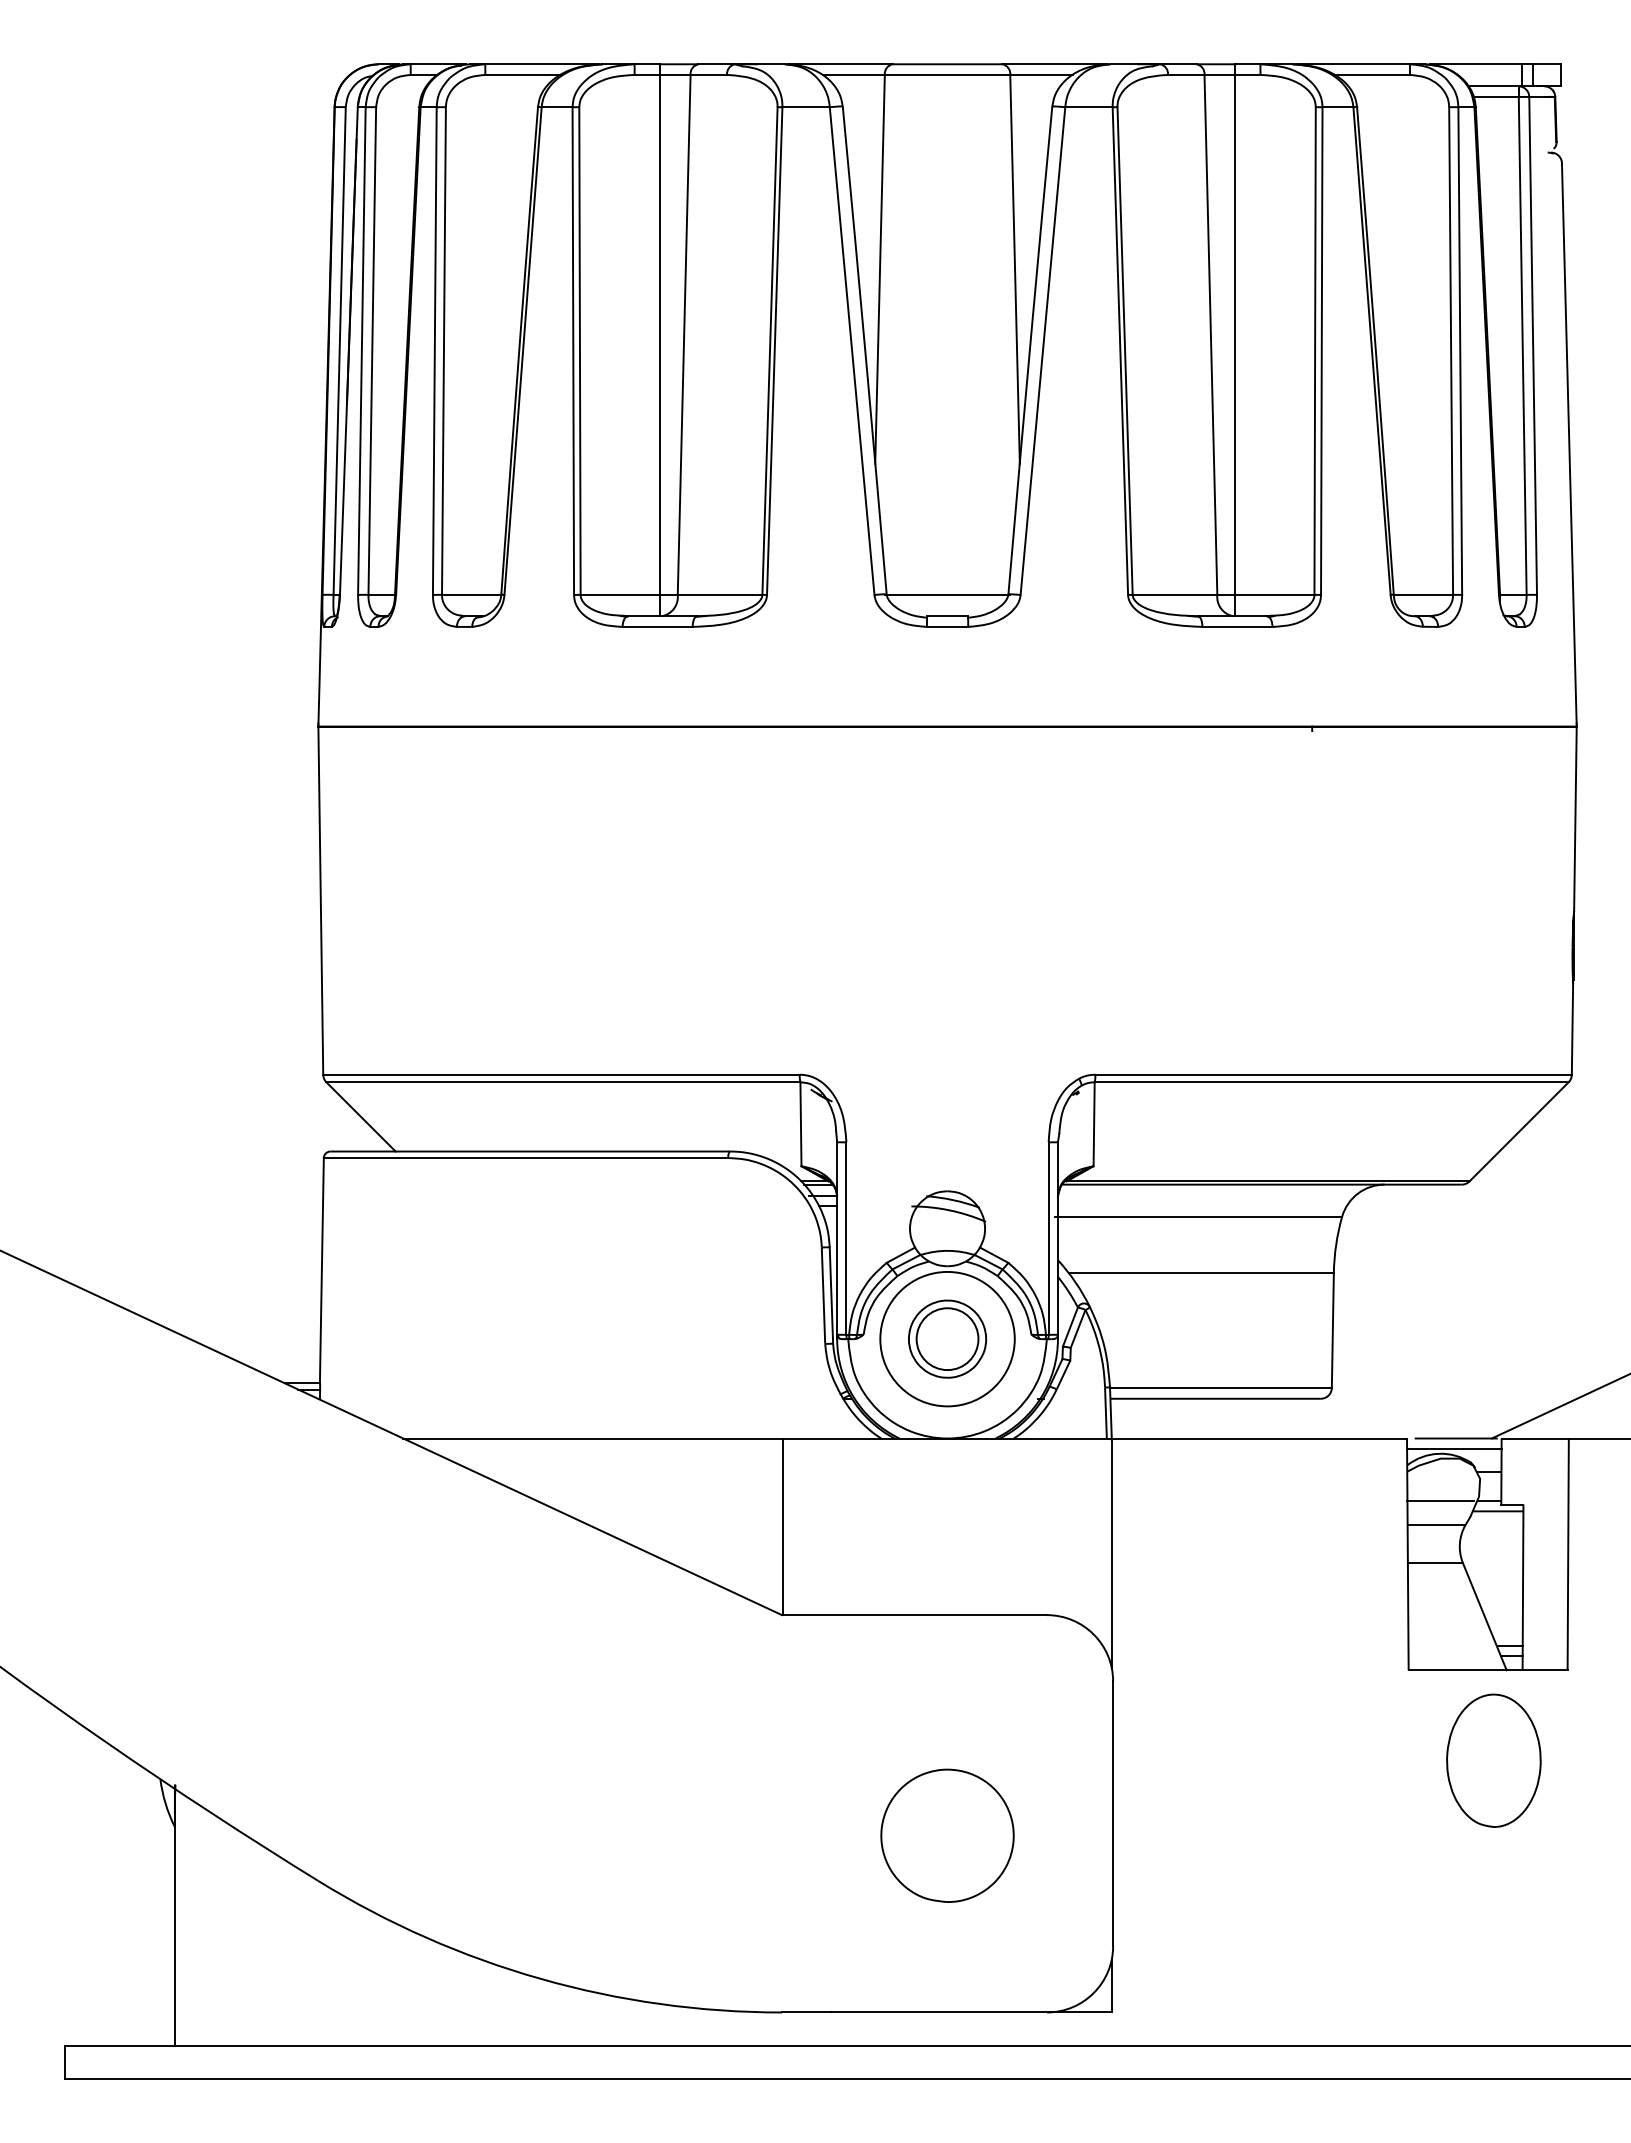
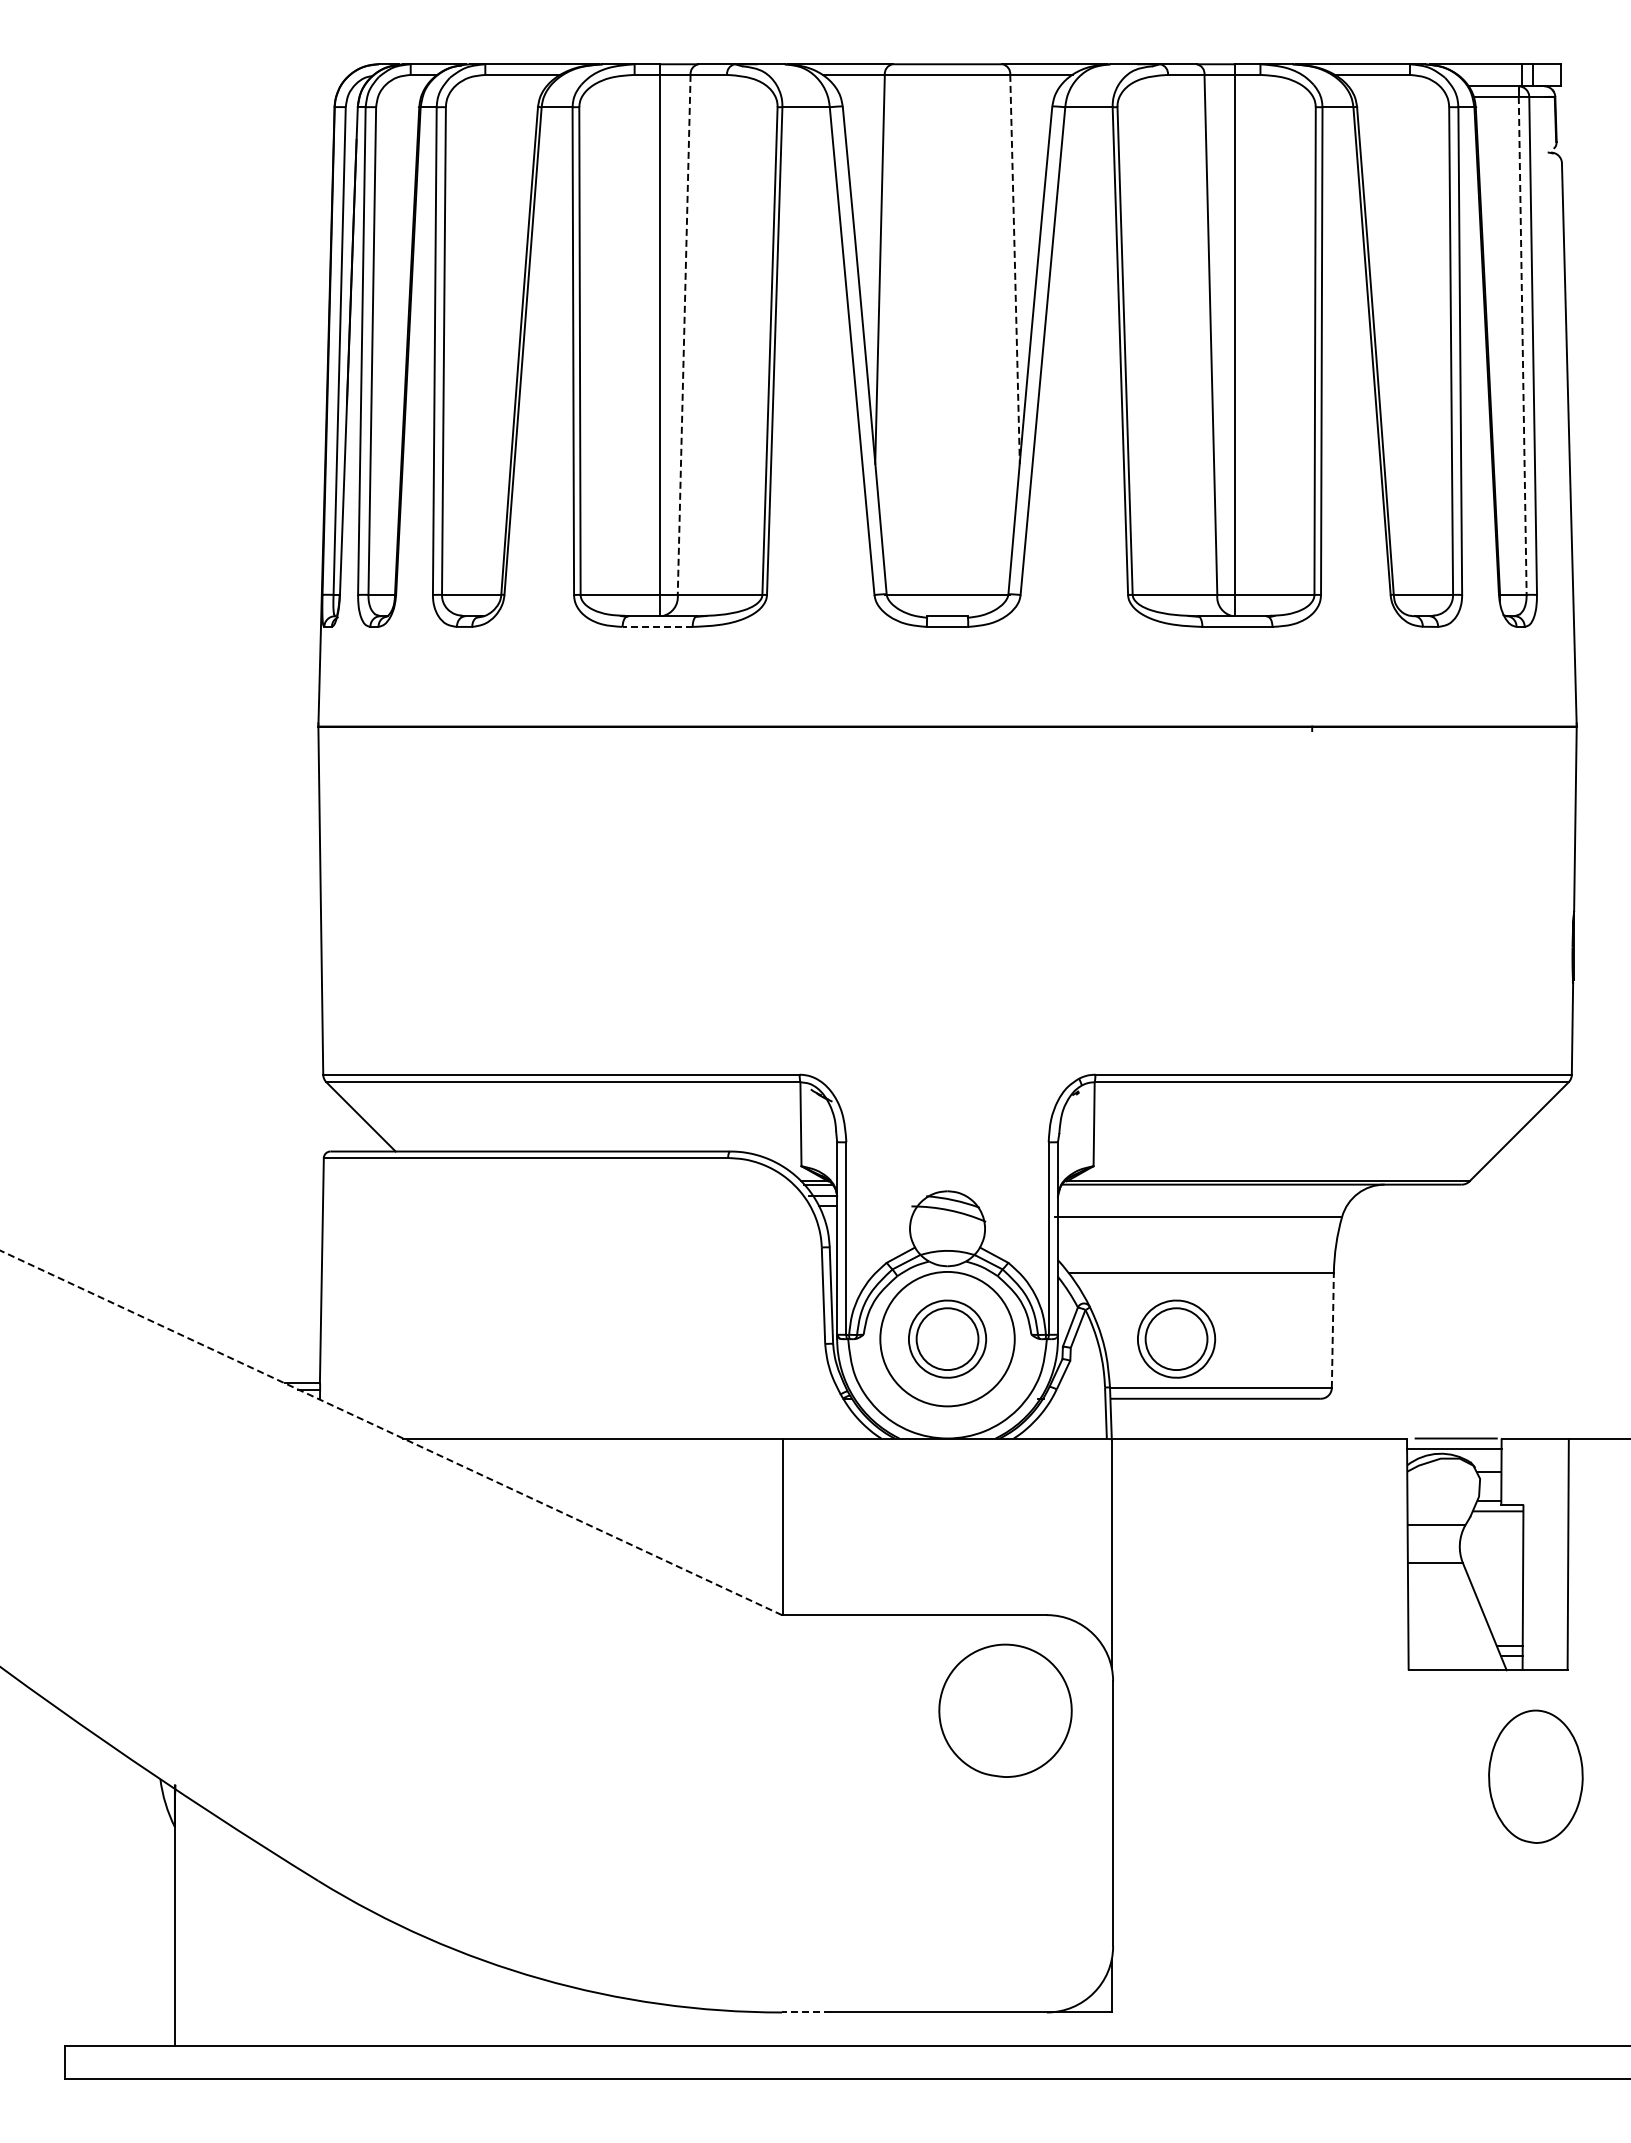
line: solid -> dashed (1015, 269)
line: solid -> dashed (684, 335)
line: solid -> dashed (1522, 345)
line: solid -> dashed (657, 626)
line: solid -> dashed (1332, 1330)
part: none -> present (1176, 1338)
line: present -> none (1559, 1406)
line: solid -> dashed (391, 1432)
line: present -> none (1440, 1500)
part position: (1493, 1760) -> (1535, 1776) (1535, 1776)
part position: (947, 1835) -> (1005, 1710) (1005, 1710)
line: solid -> dashed (806, 2012)
